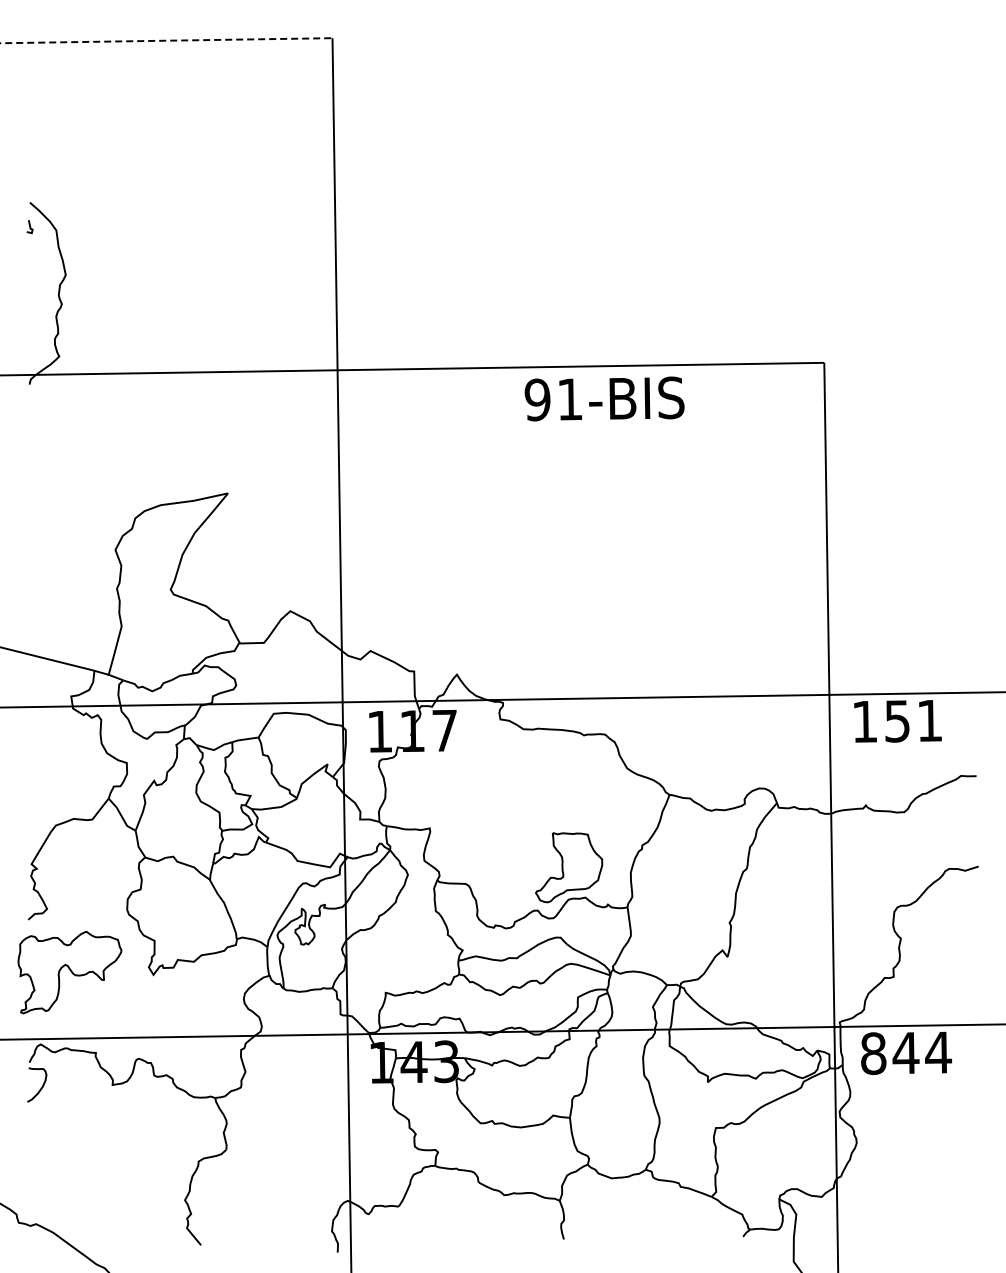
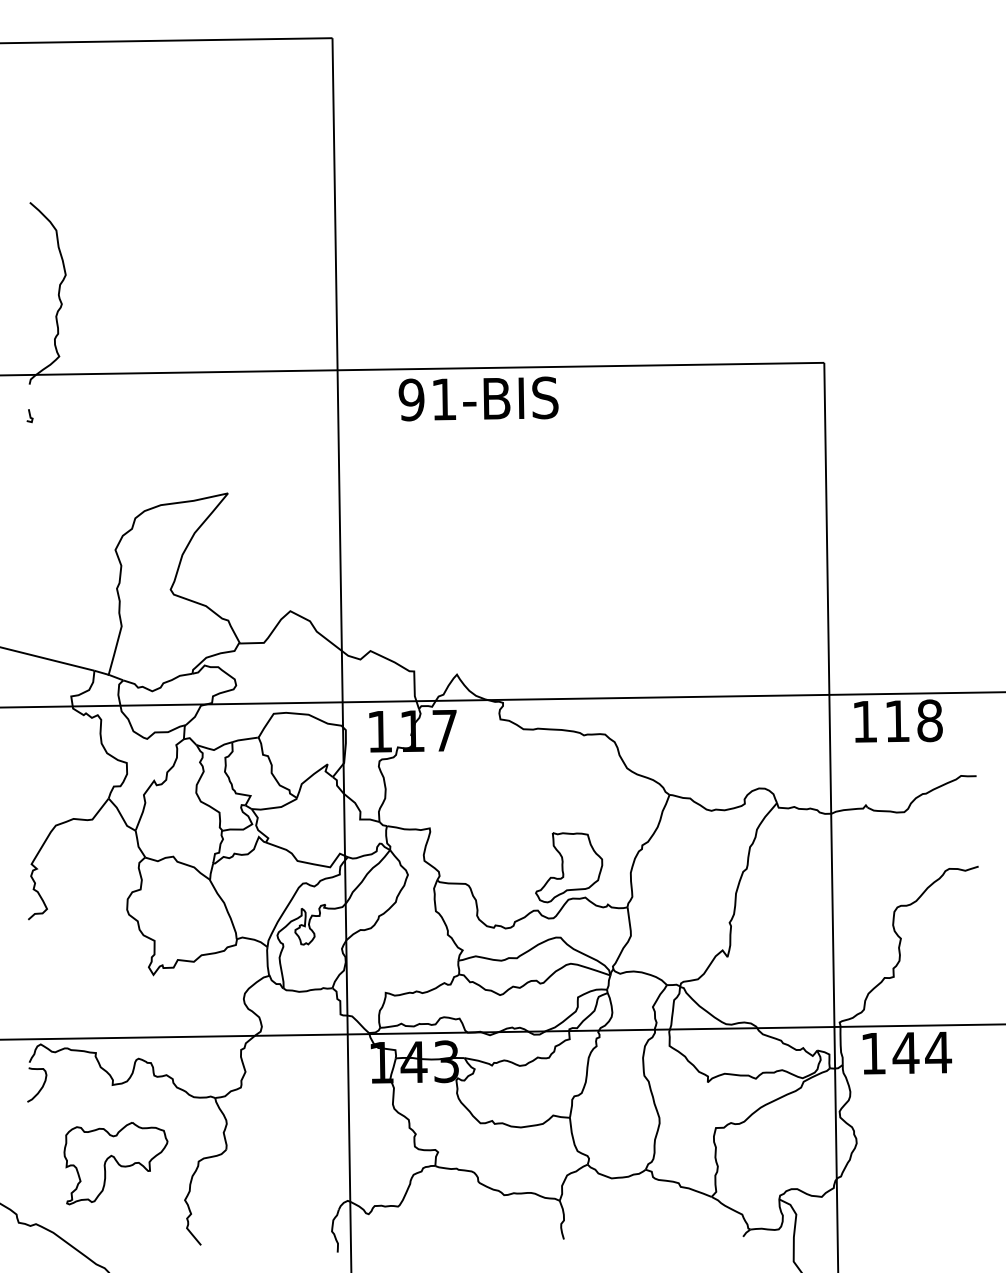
line: dashed -> solid (166, 40)
line position: (29, 227) -> (29, 416) (29, 416)
text position: (604, 398) -> (478, 398) (478, 398)
text: 151 -> 118 (913, 720)
part position: (69, 972) -> (115, 1163) (115, 1163)
text: 844 -> 144 (873, 1053)
